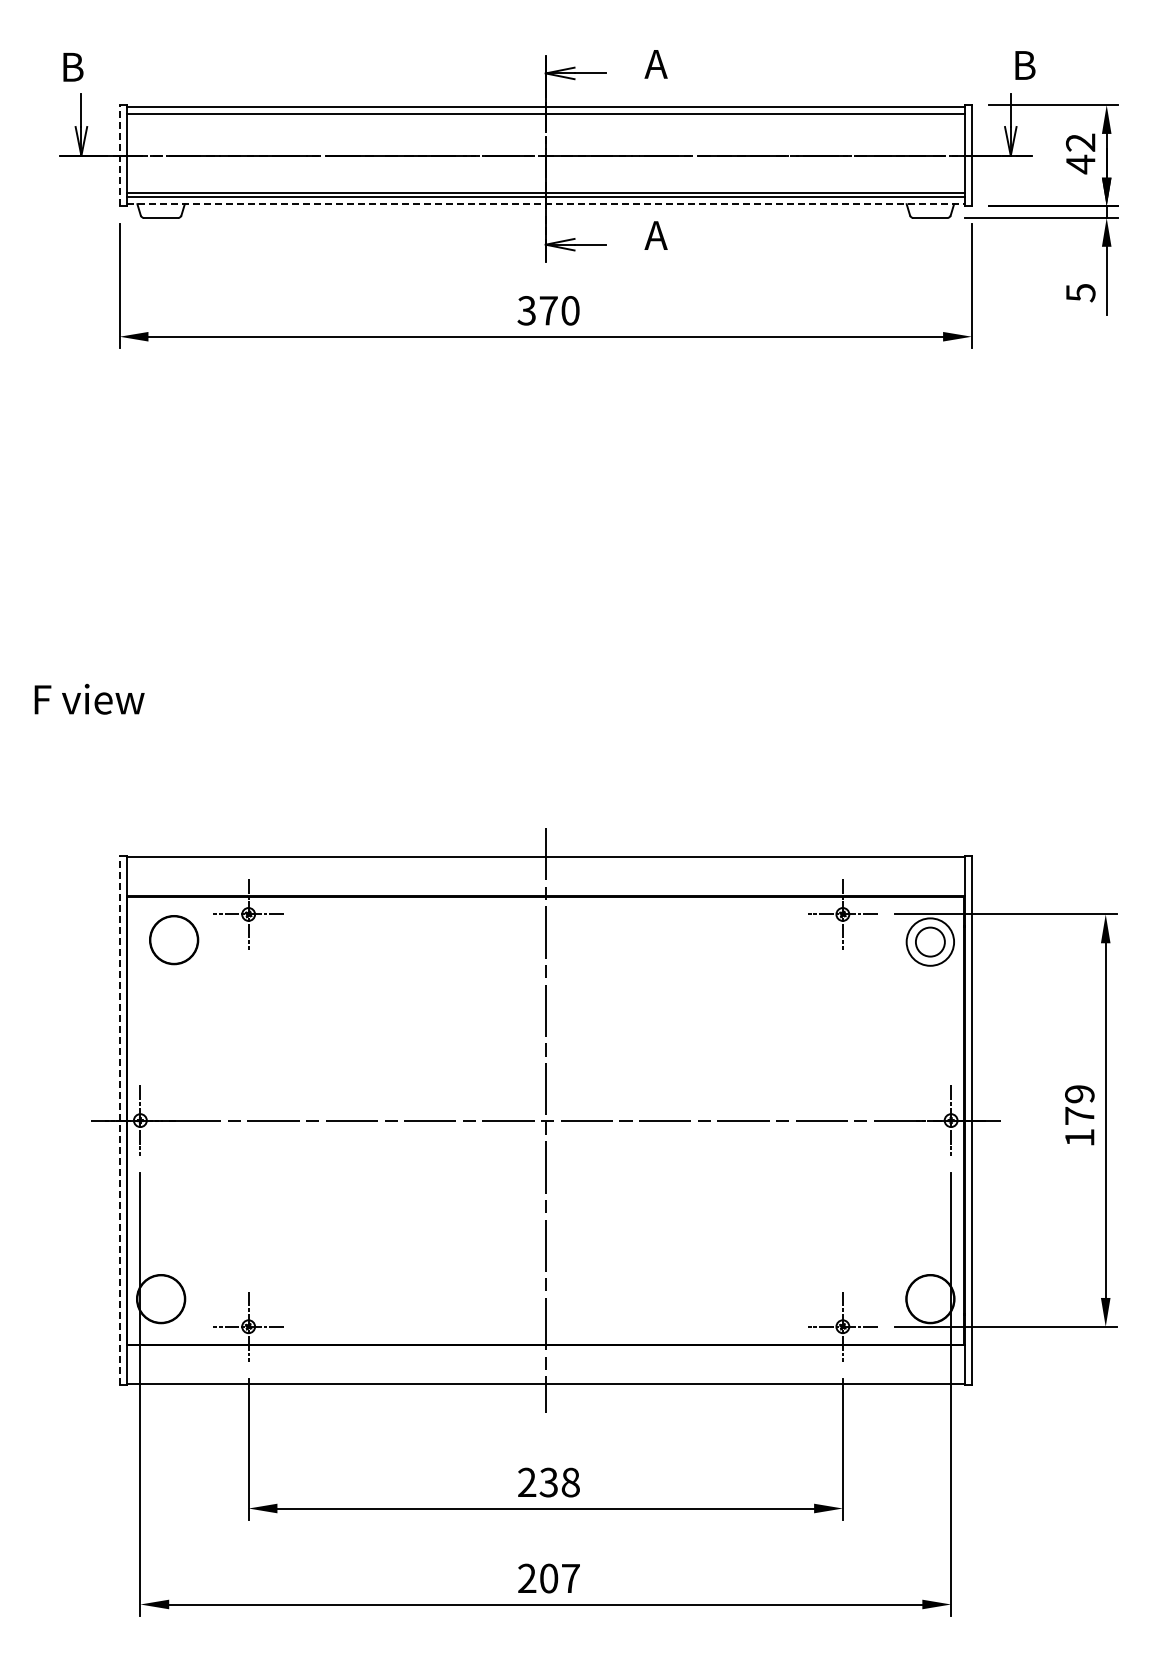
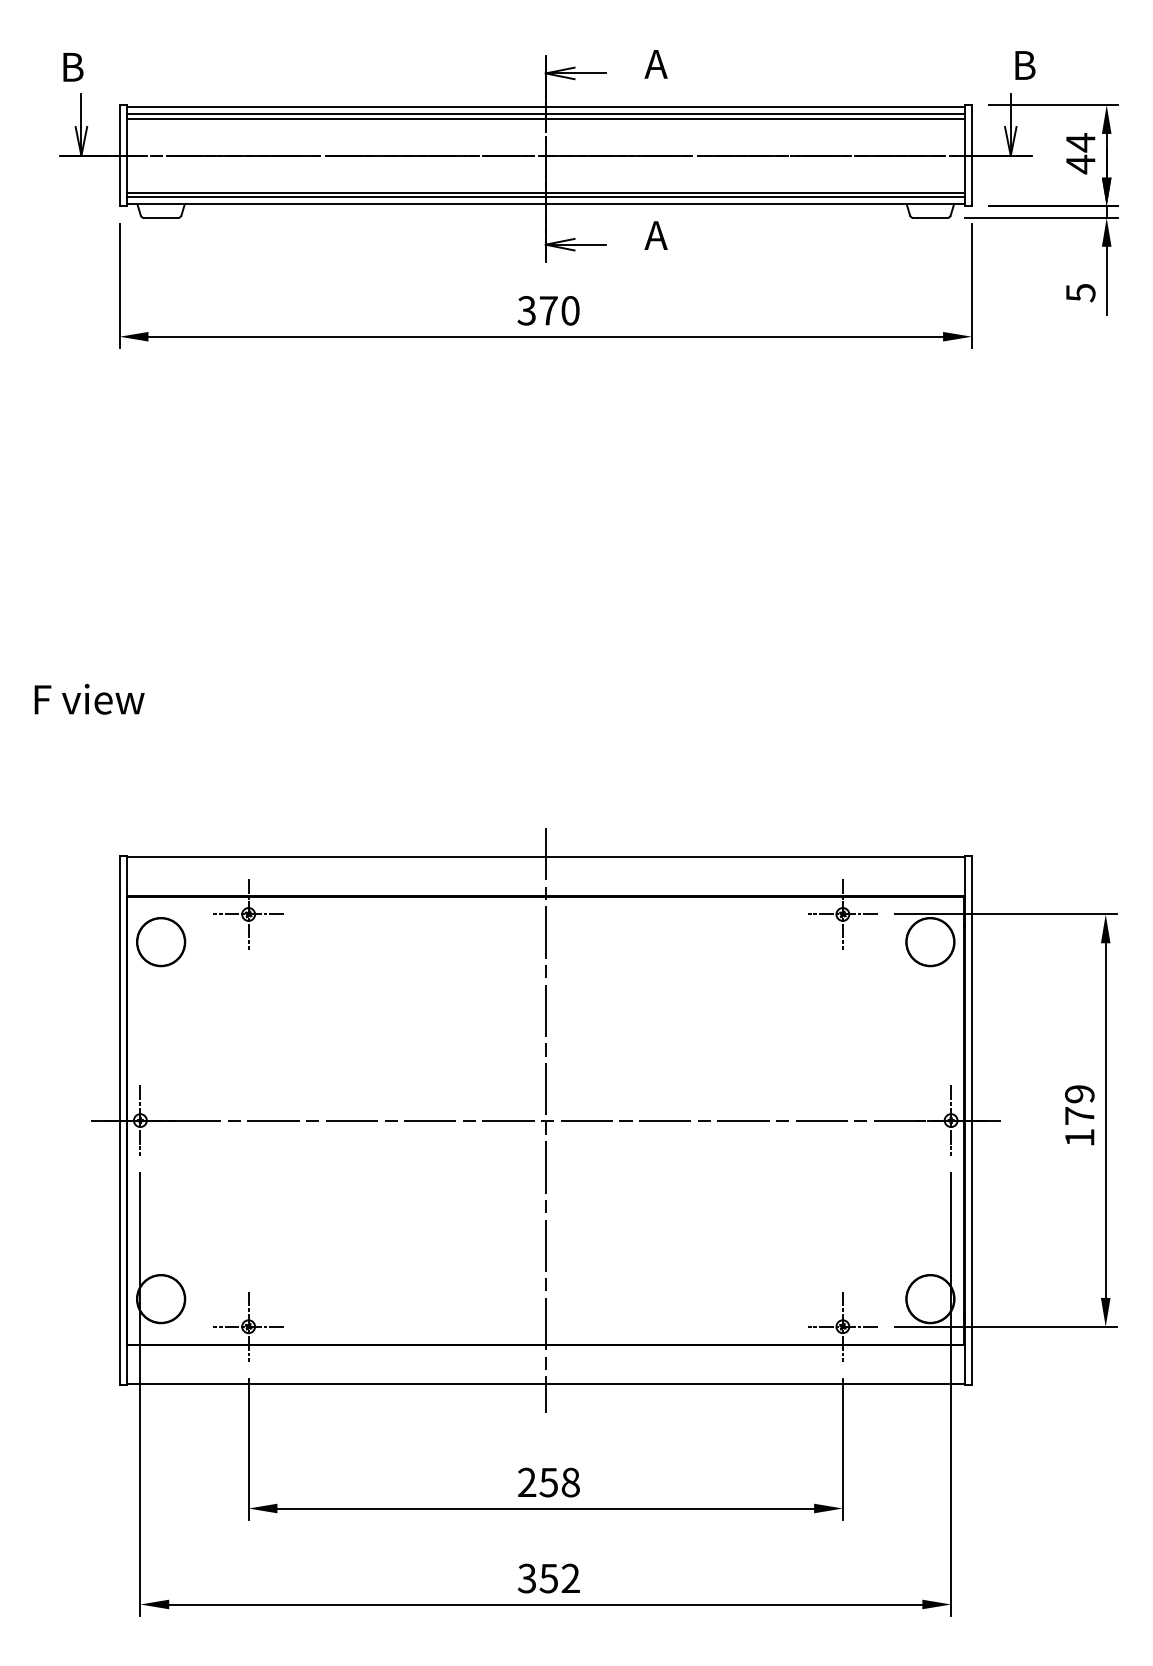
line: none -> present (545, 118)
text: 42 -> 44 (1080, 142)
line: dashed -> solid (119, 155)
line: dashed -> solid (546, 204)
circle position: (174, 940) -> (161, 942) (161, 942)
circle diameter: 29 px -> 48 px (930, 941)
line: dashed -> solid (119, 1120)
text: 238 -> 258 (548, 1481)
text: 207 -> 352 (548, 1578)
